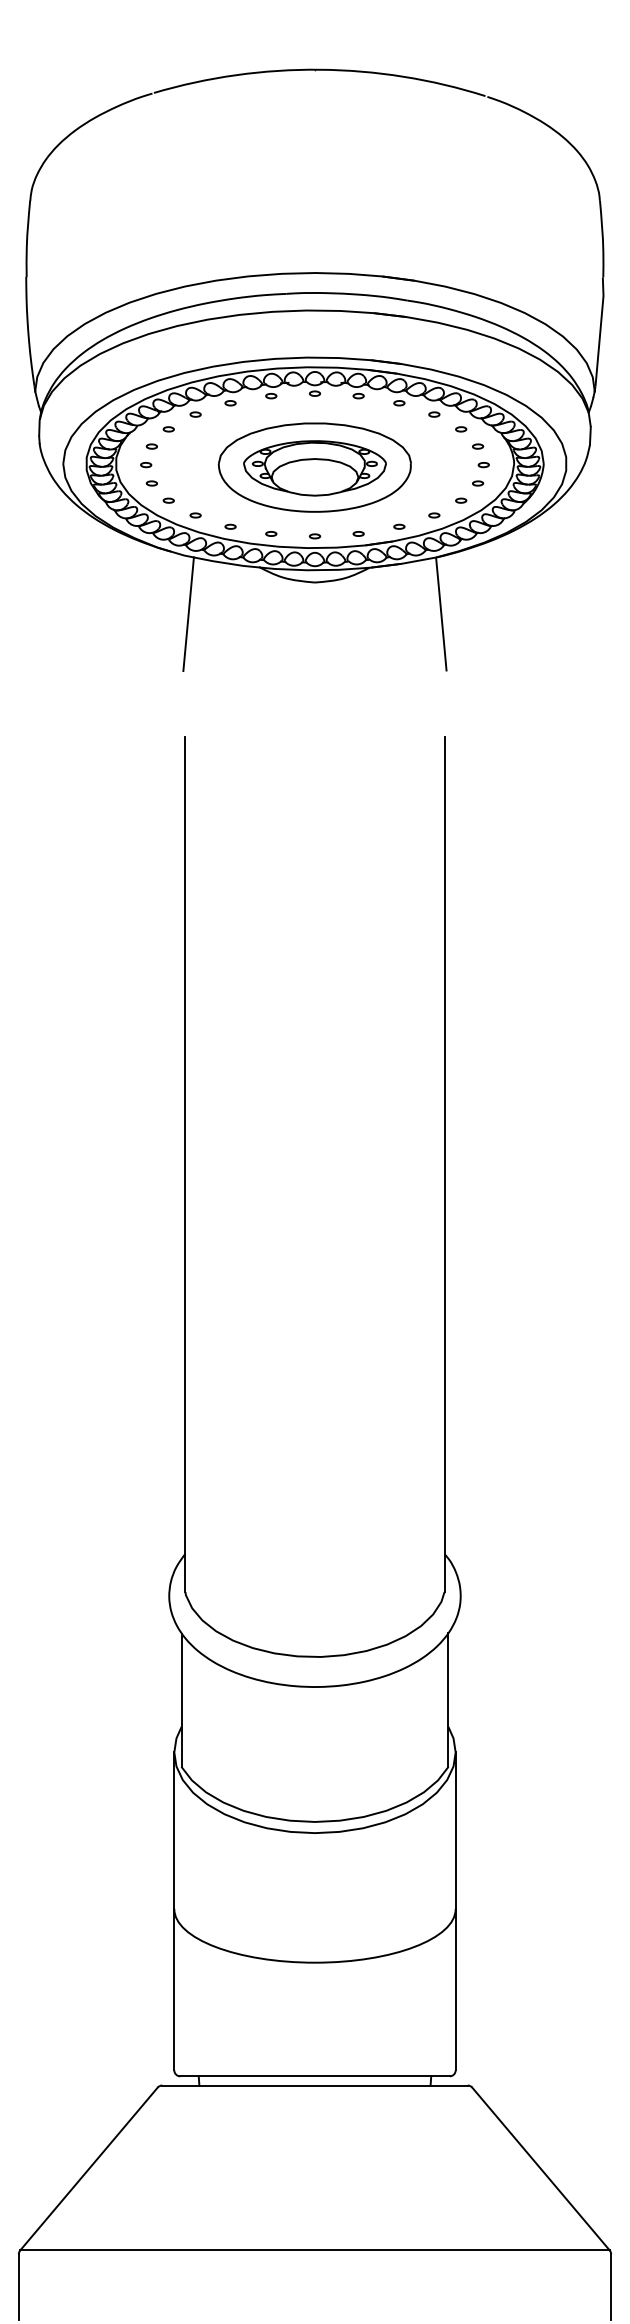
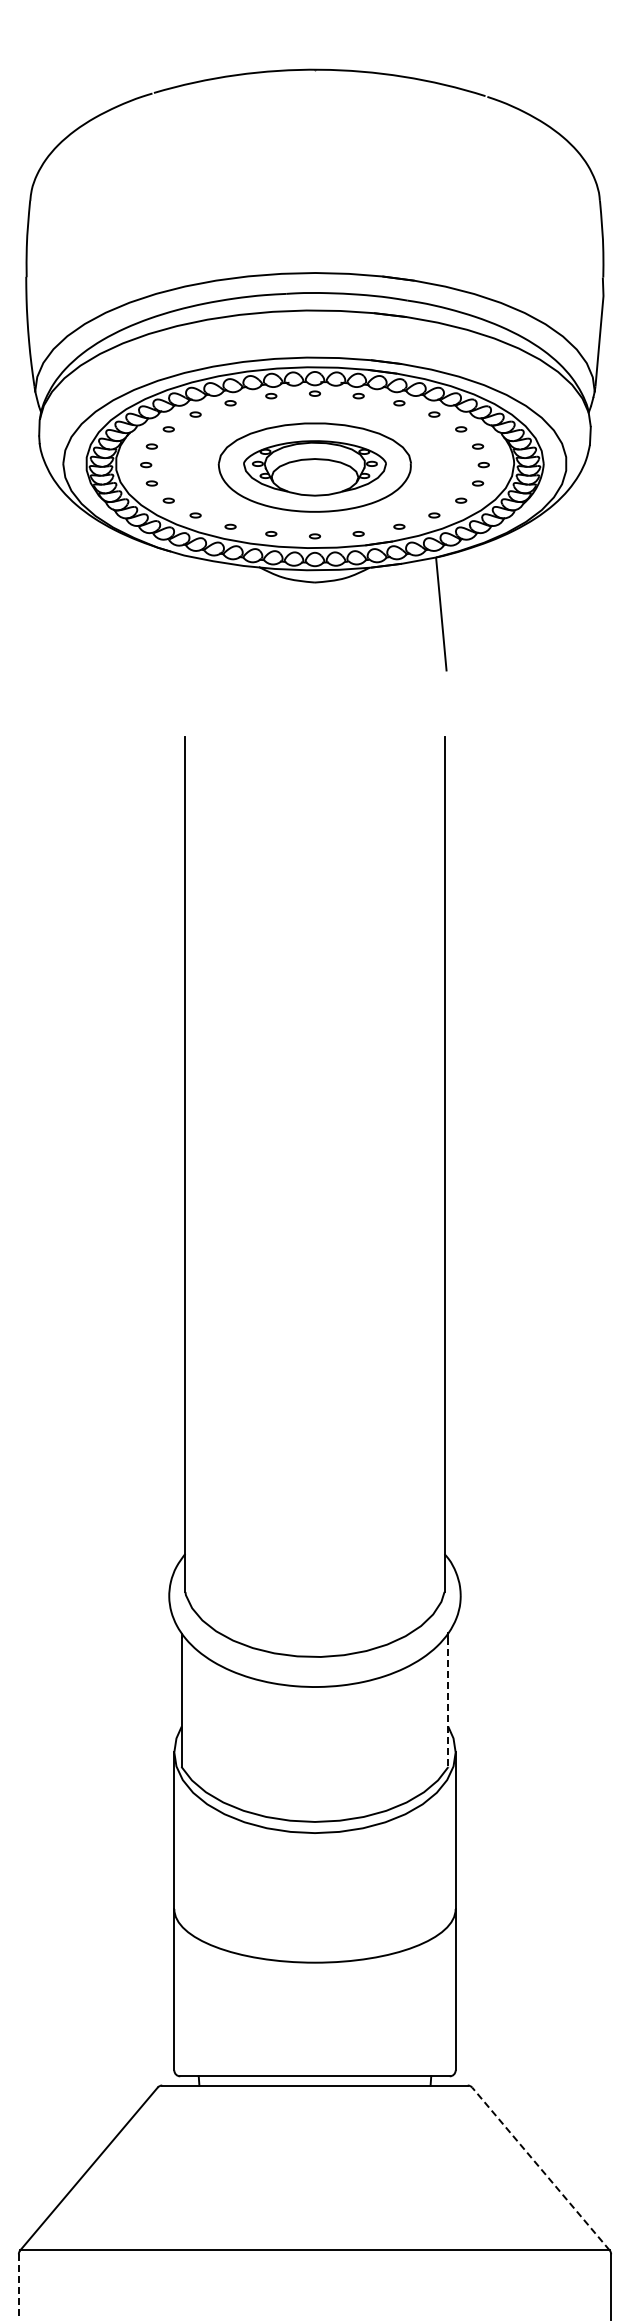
line: present -> none (188, 614)
line: solid -> dashed (448, 1703)
line: solid -> dashed (541, 2169)
line: solid -> dashed (18, 2287)
